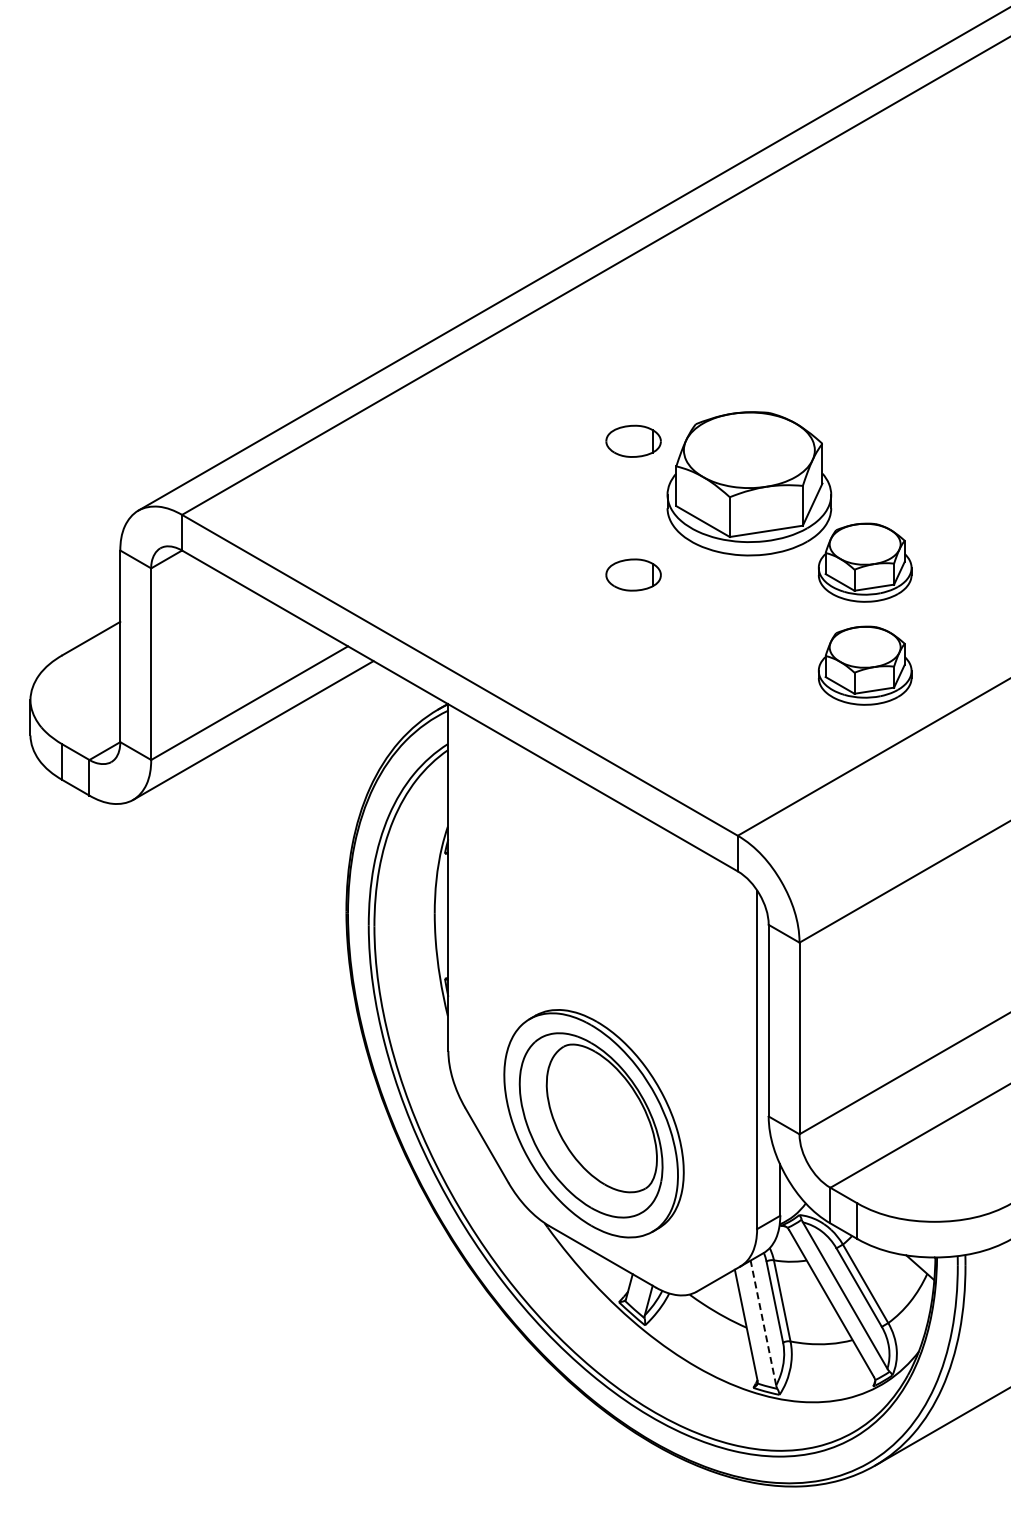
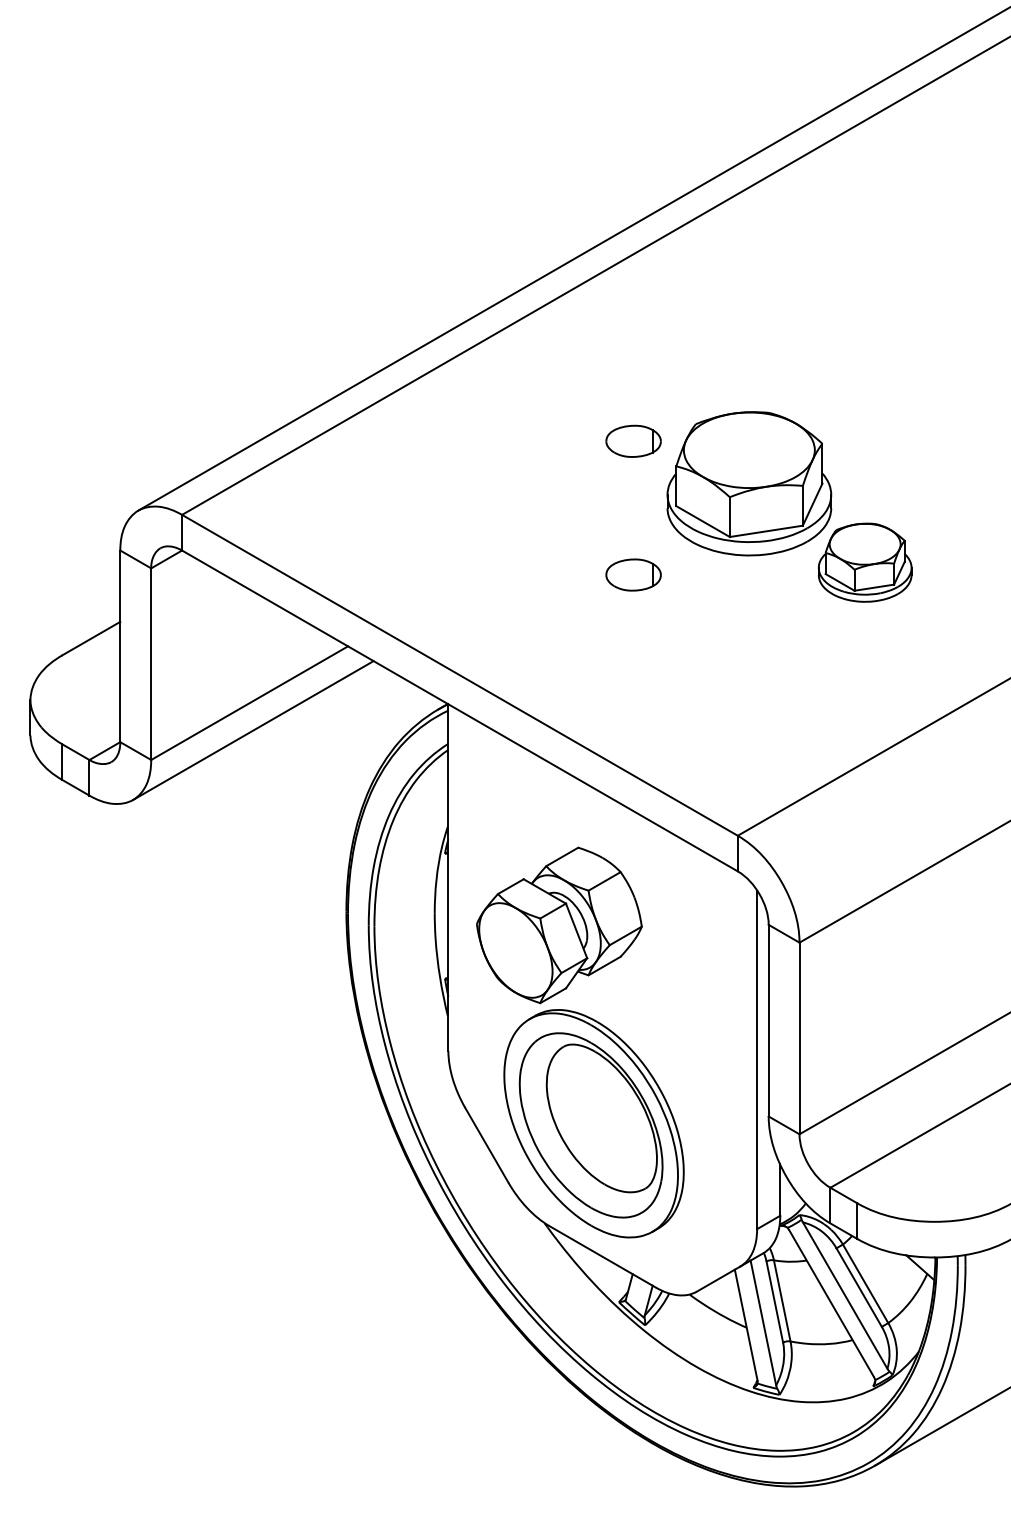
part: present -> none (864, 665)
part: none -> present (559, 925)
line: dashed -> solid (763, 1323)
